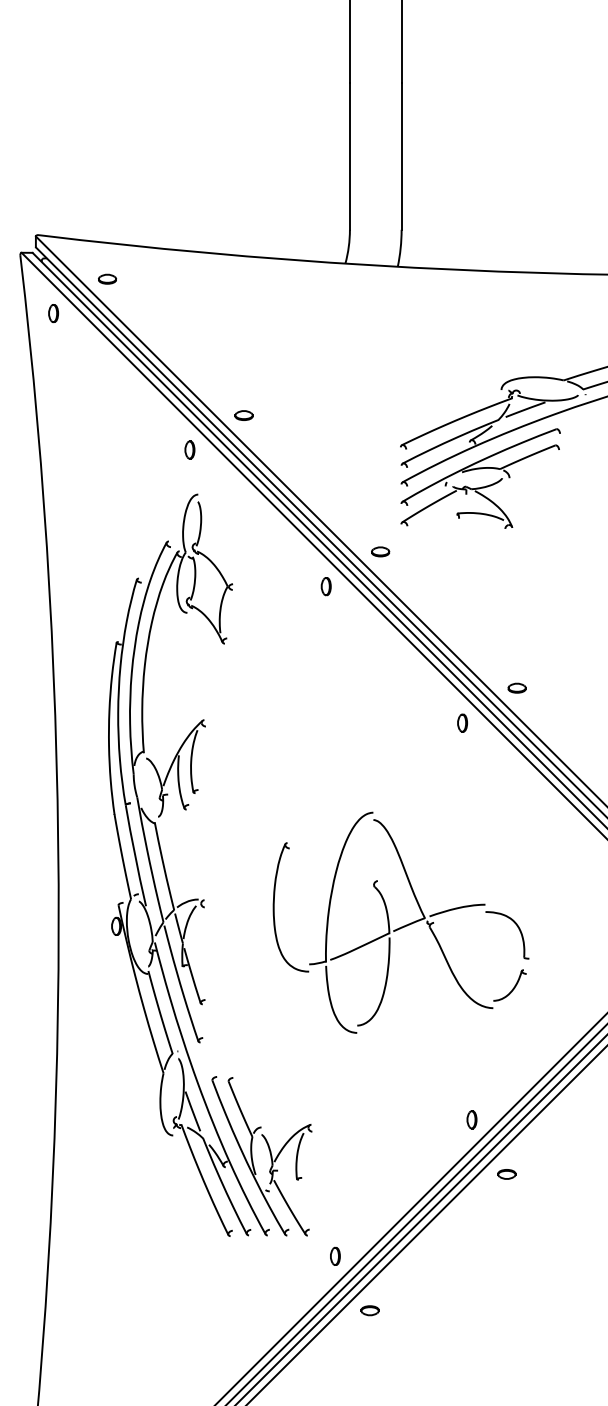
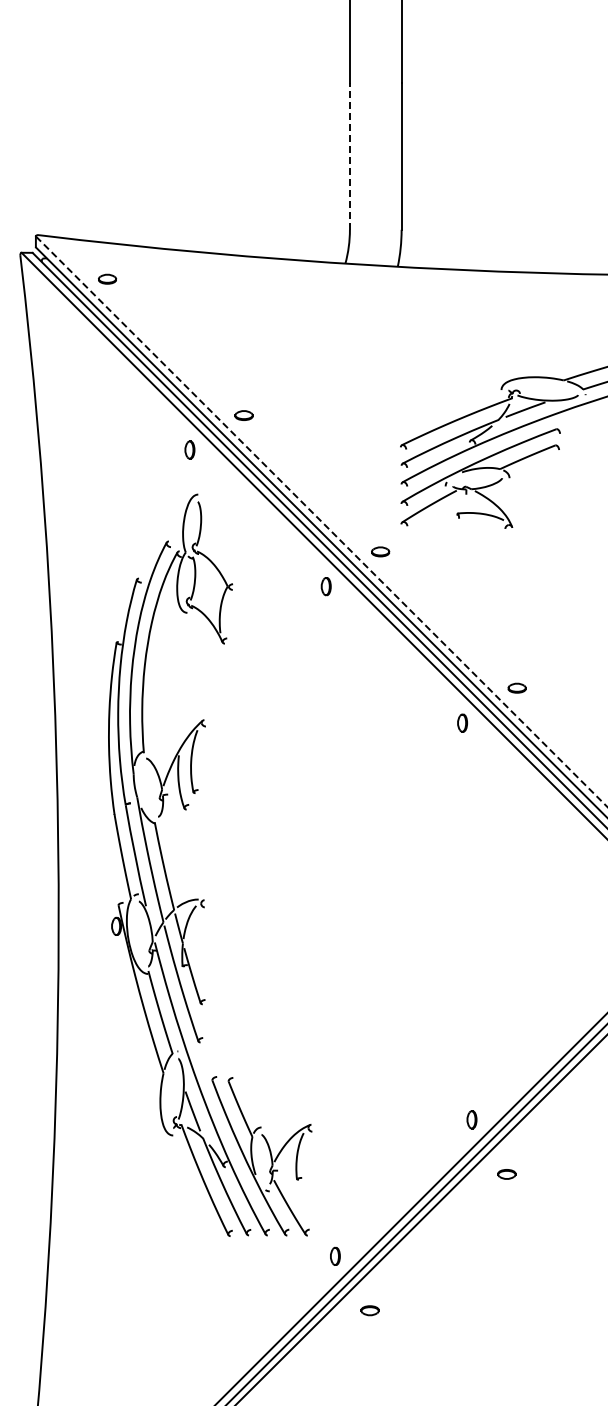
line: solid -> dashed (349, 155)
part: present -> none (53, 313)
line: solid -> dashed (321, 521)
part: present -> none (400, 922)
line: present -> none (426, 1225)
